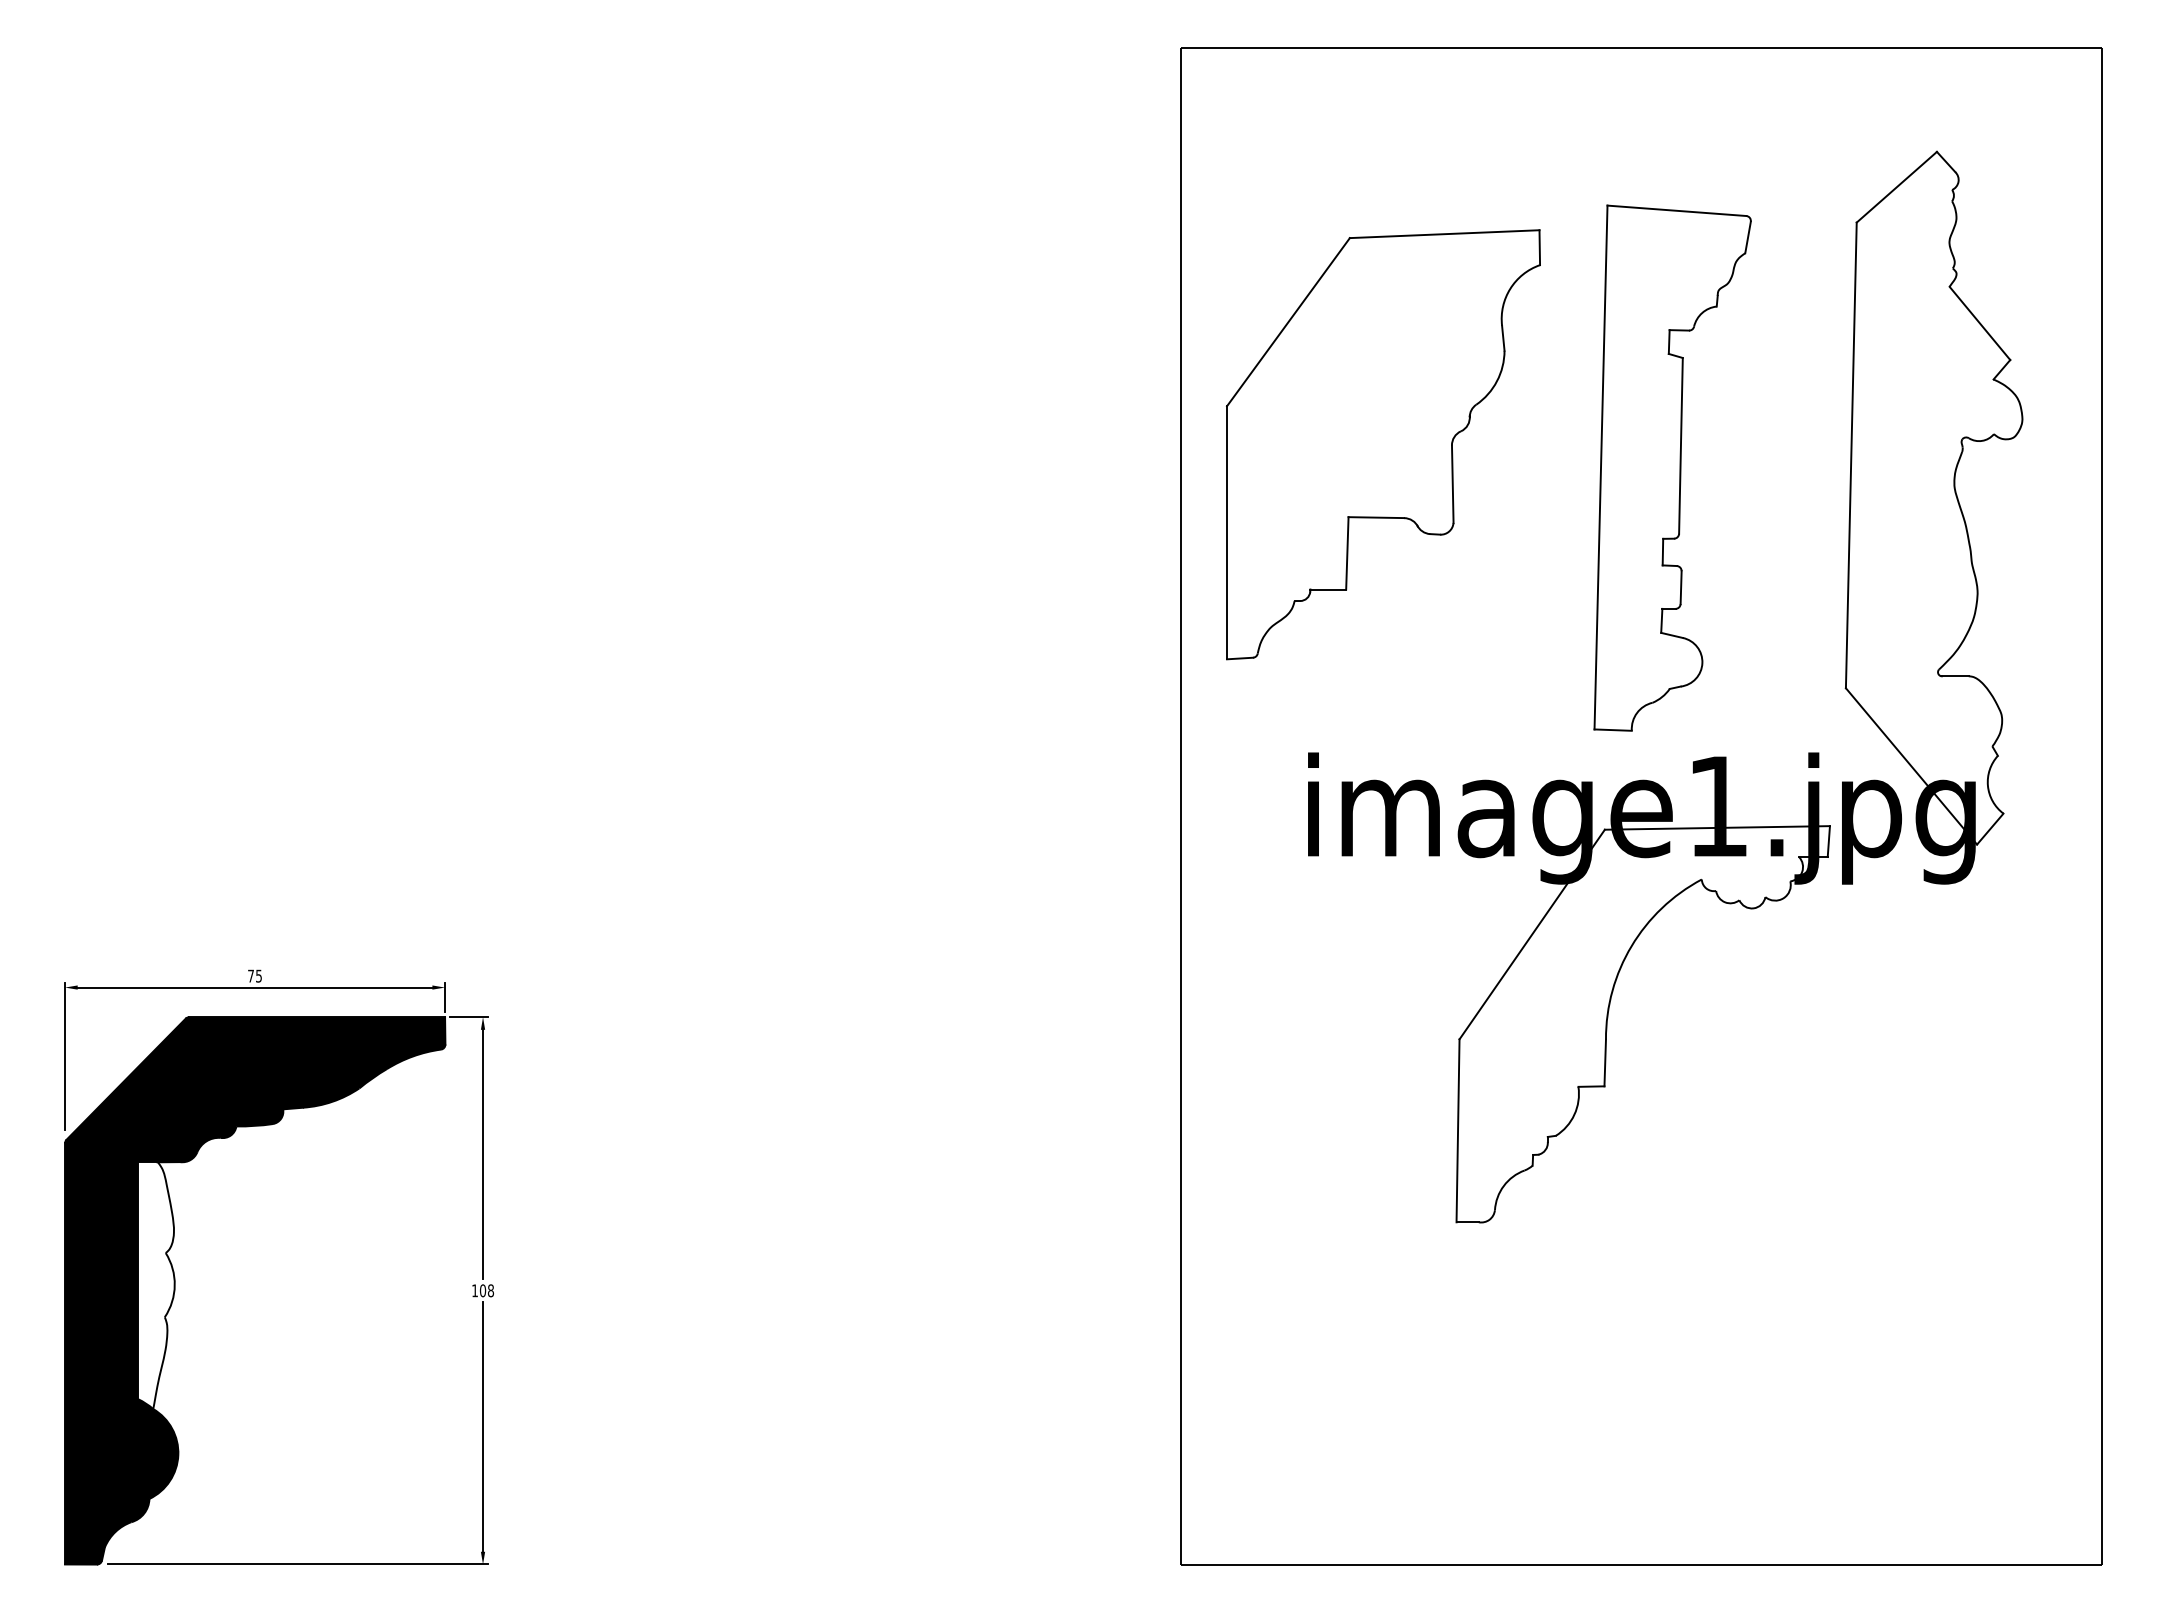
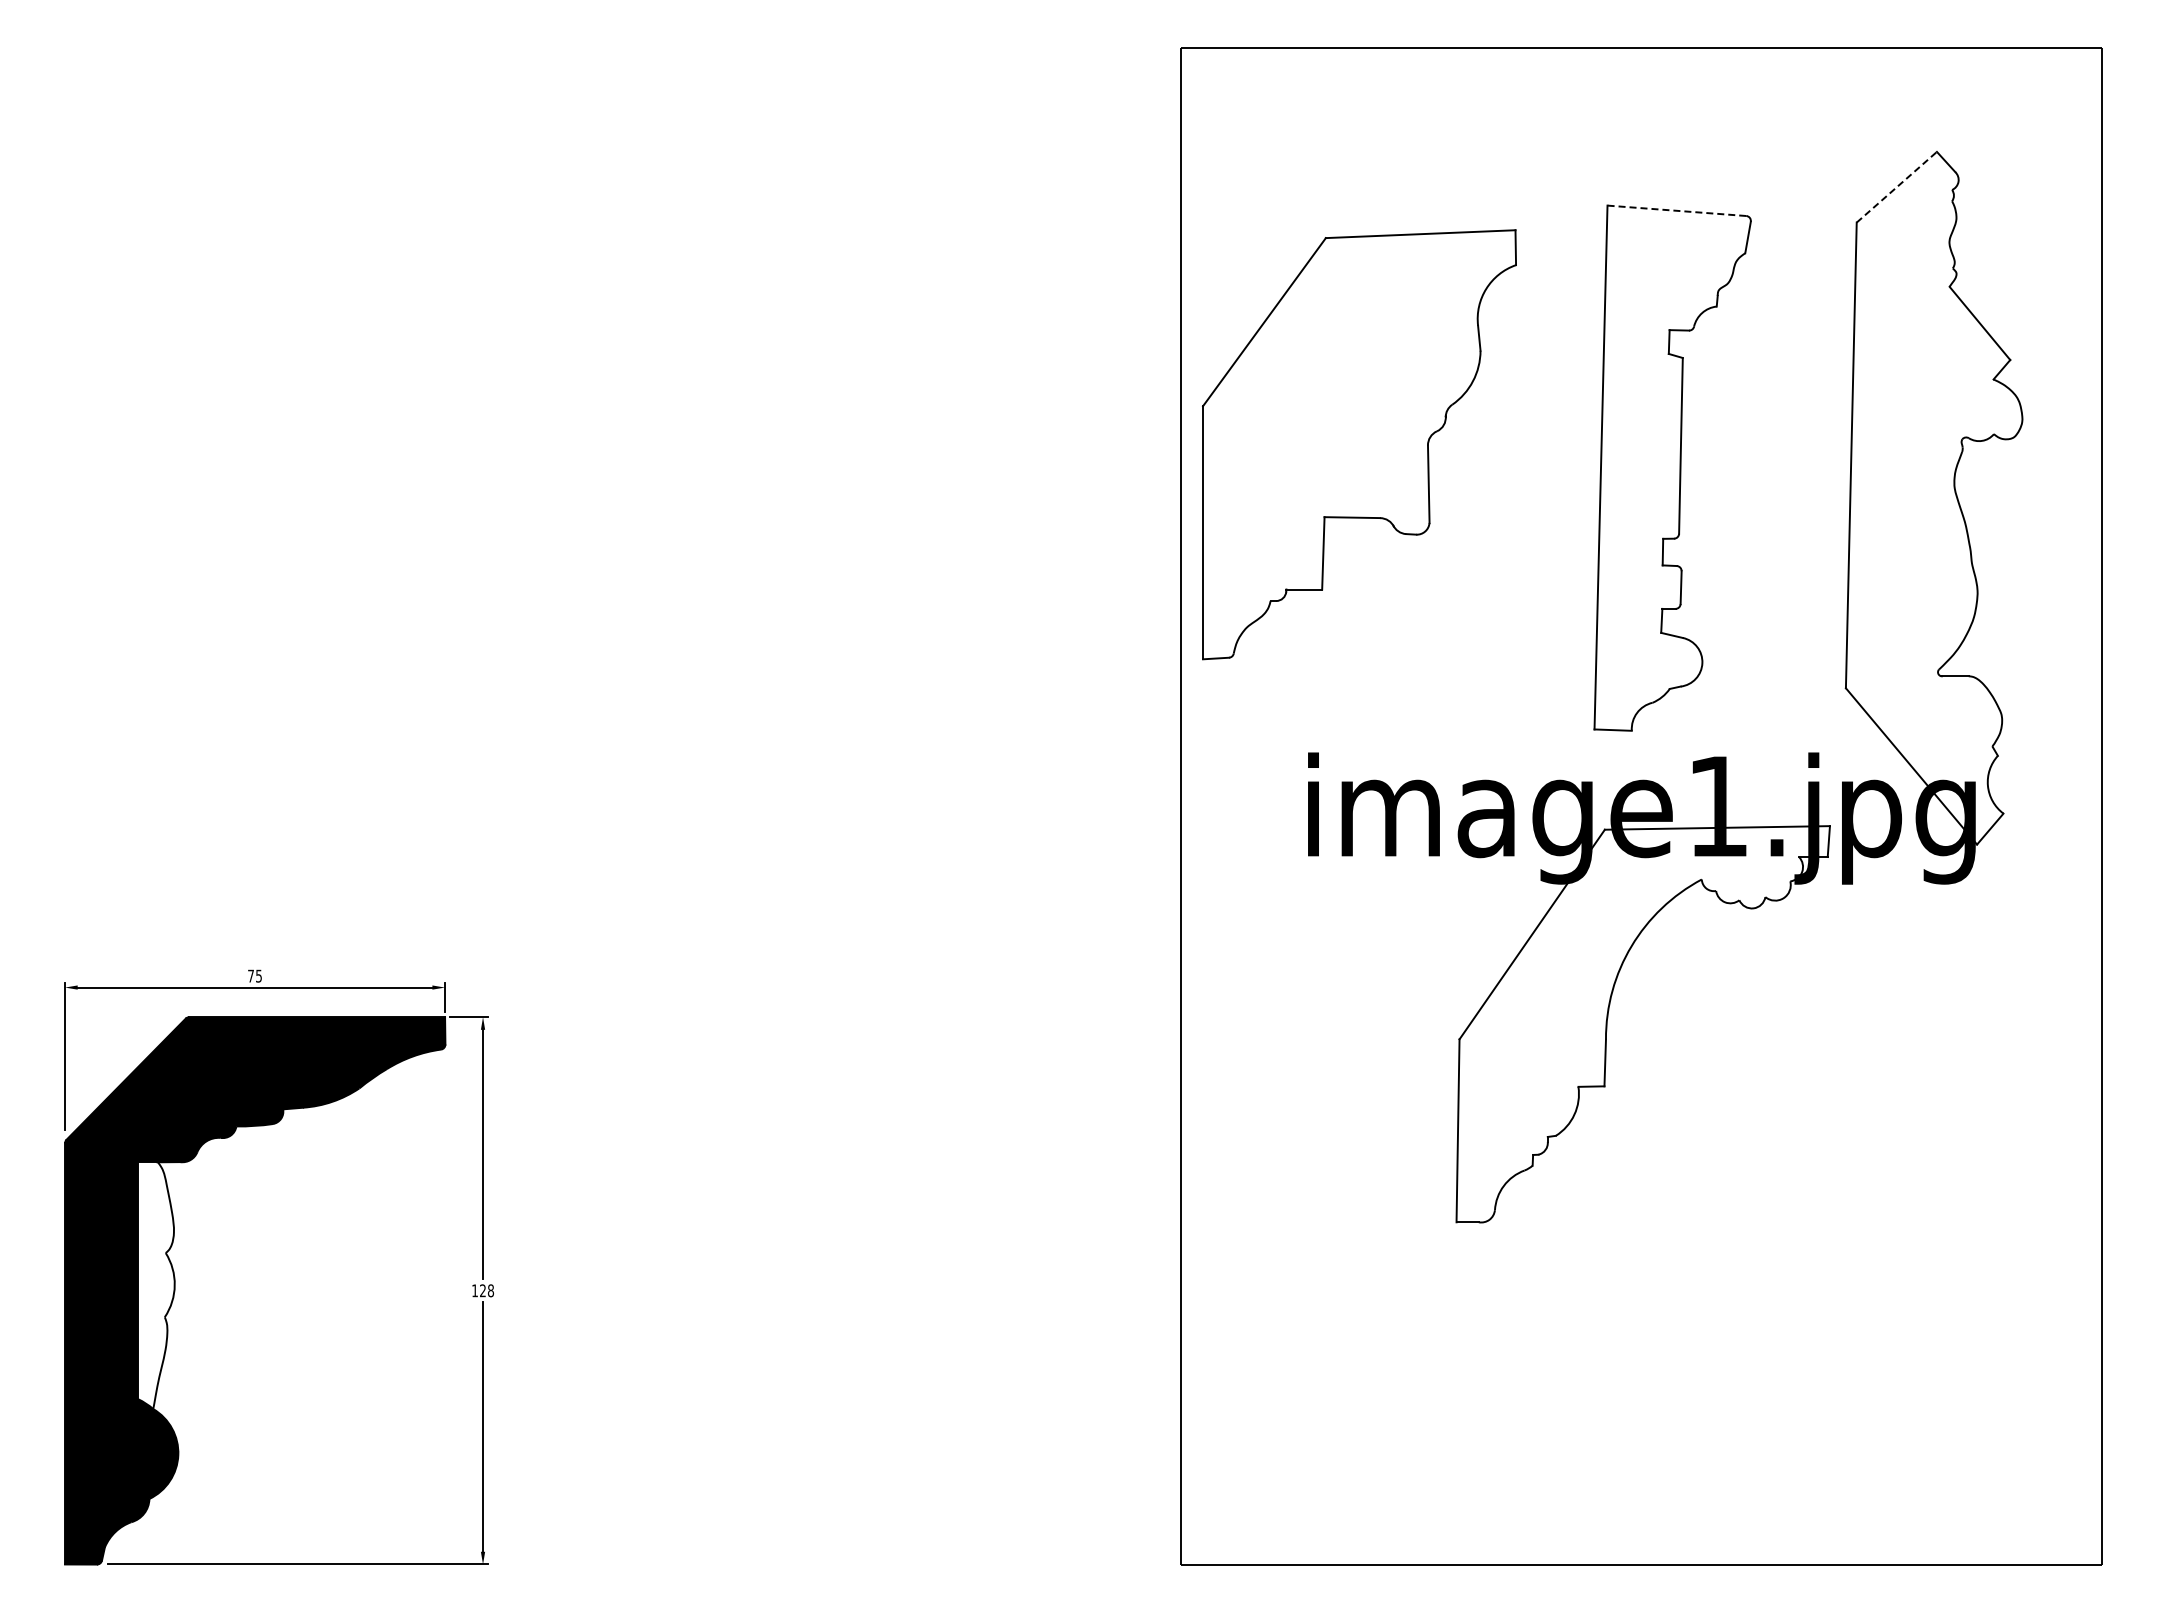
line: solid -> dashed (1897, 186)
line: solid -> dashed (1676, 210)
part position: (1383, 444) -> (1359, 444) (1359, 444)
text: 108 -> 128 (482, 1290)
